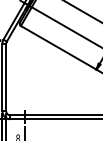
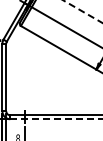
line: solid -> dashed (82, 11)
line: solid -> dashed (56, 119)
